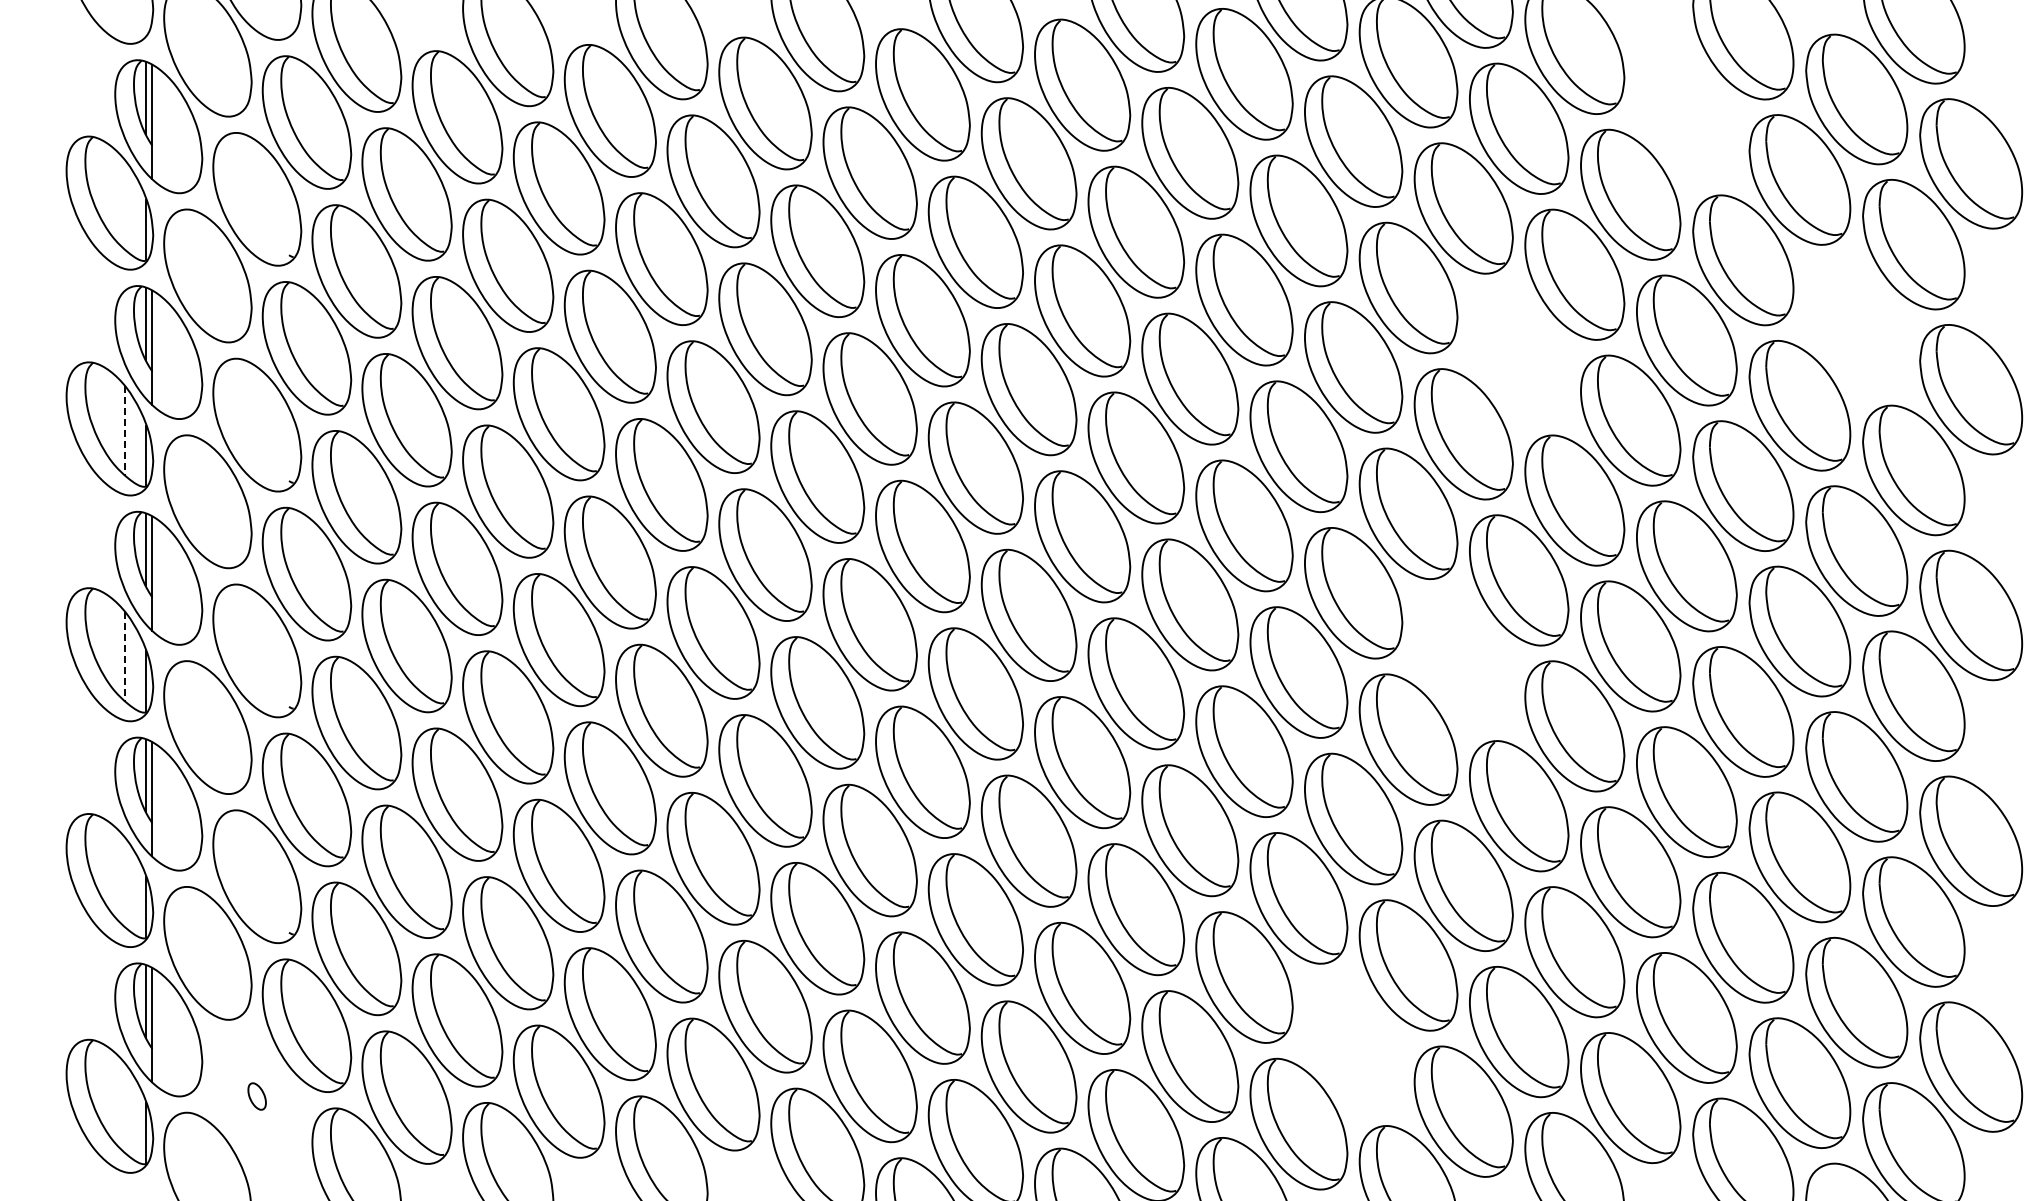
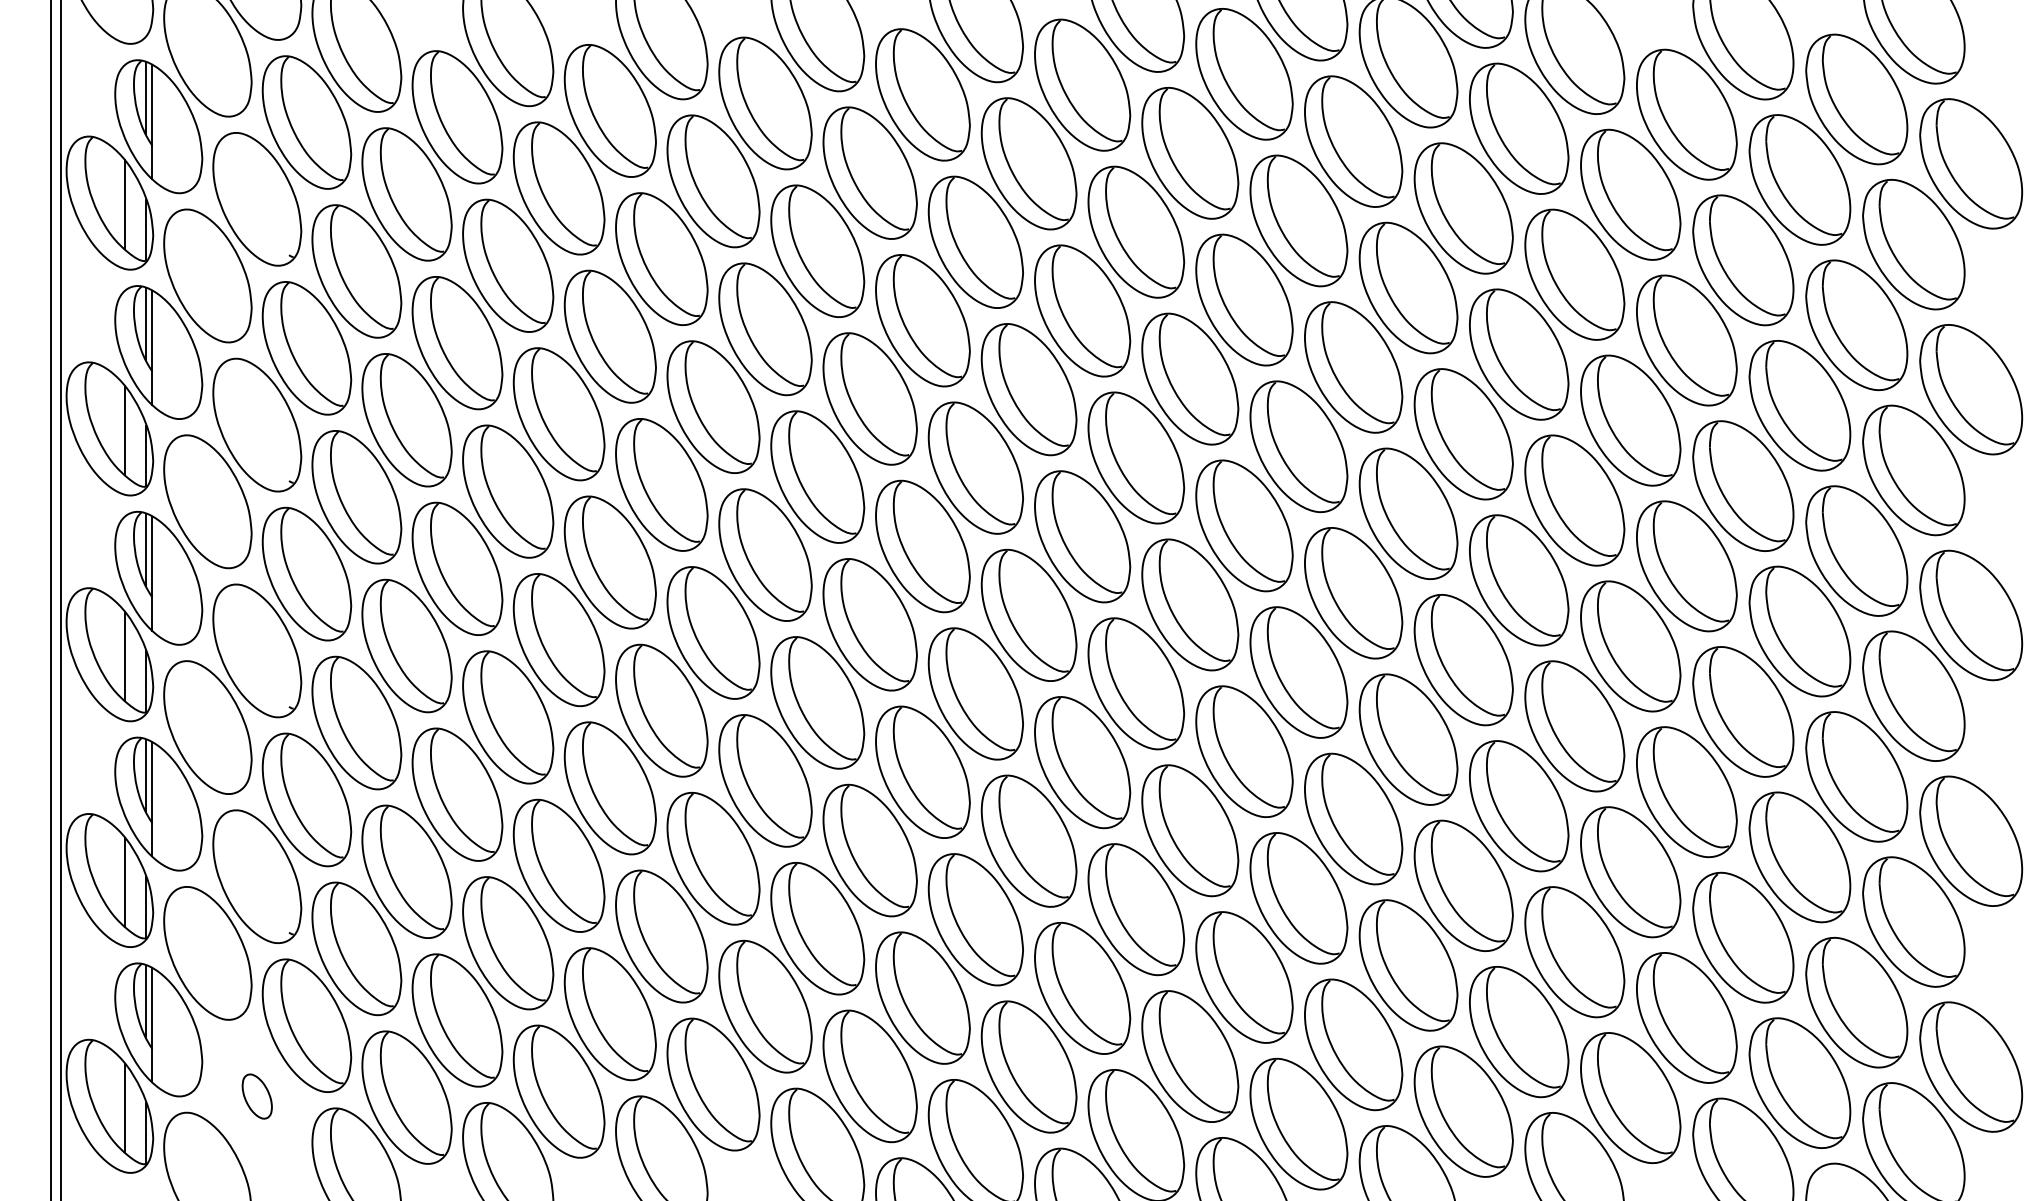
part: none -> present (1686, 114)
line: none -> present (125, 204)
part: none -> present (1856, 325)
part: none -> present (1519, 354)
line: dashed -> solid (125, 431)
line: none -> present (51, 599)
line: none -> present (60, 599)
line: dashed -> solid (125, 656)
part: none -> present (1463, 660)
line: none -> present (125, 881)
part: none -> present (1353, 1044)
part size: 20x29 px -> 32x47 px (256, 1096)
line: none -> present (125, 1107)
